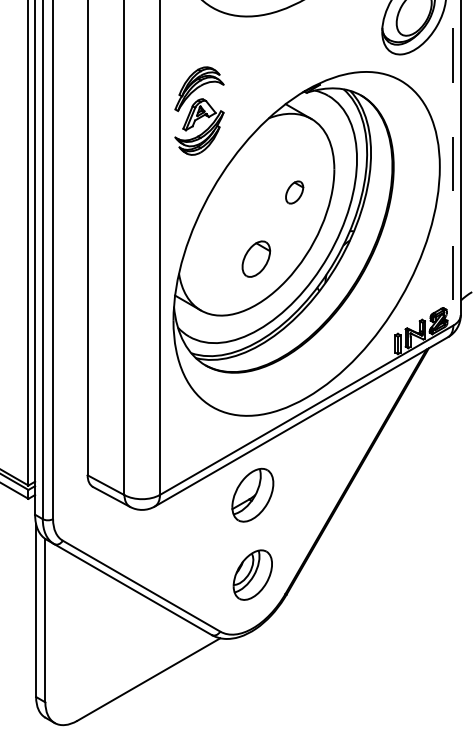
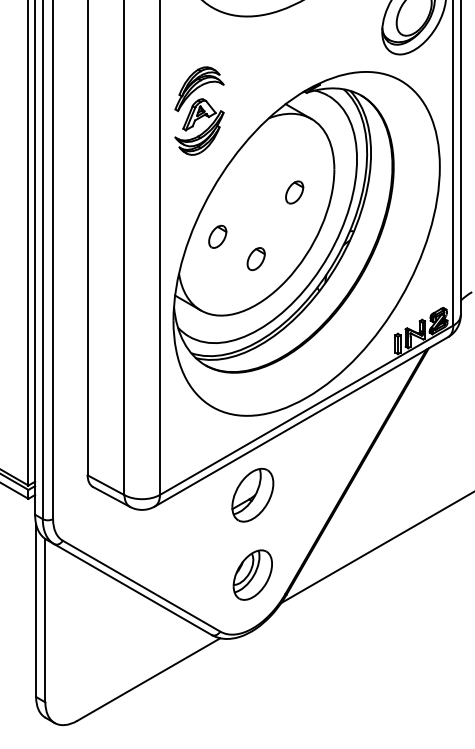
line: dashed -> solid (453, 163)
part: none -> present (217, 236)
part size: 31x38 px -> 20x24 px (255, 258)
line: none -> present (376, 548)
